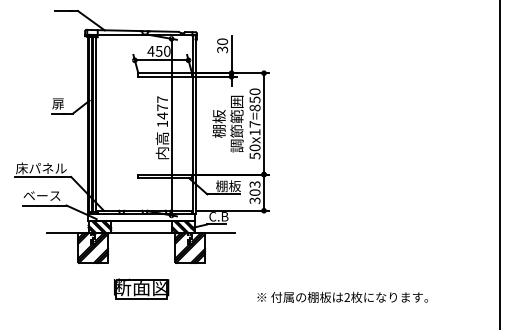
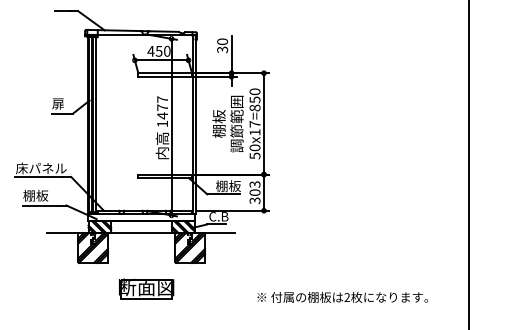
line position: (499, 164) -> (468, 164) (468, 164)
text: ベース -> 棚板 (41, 195)
part position: (141, 288) -> (146, 288) (146, 288)
